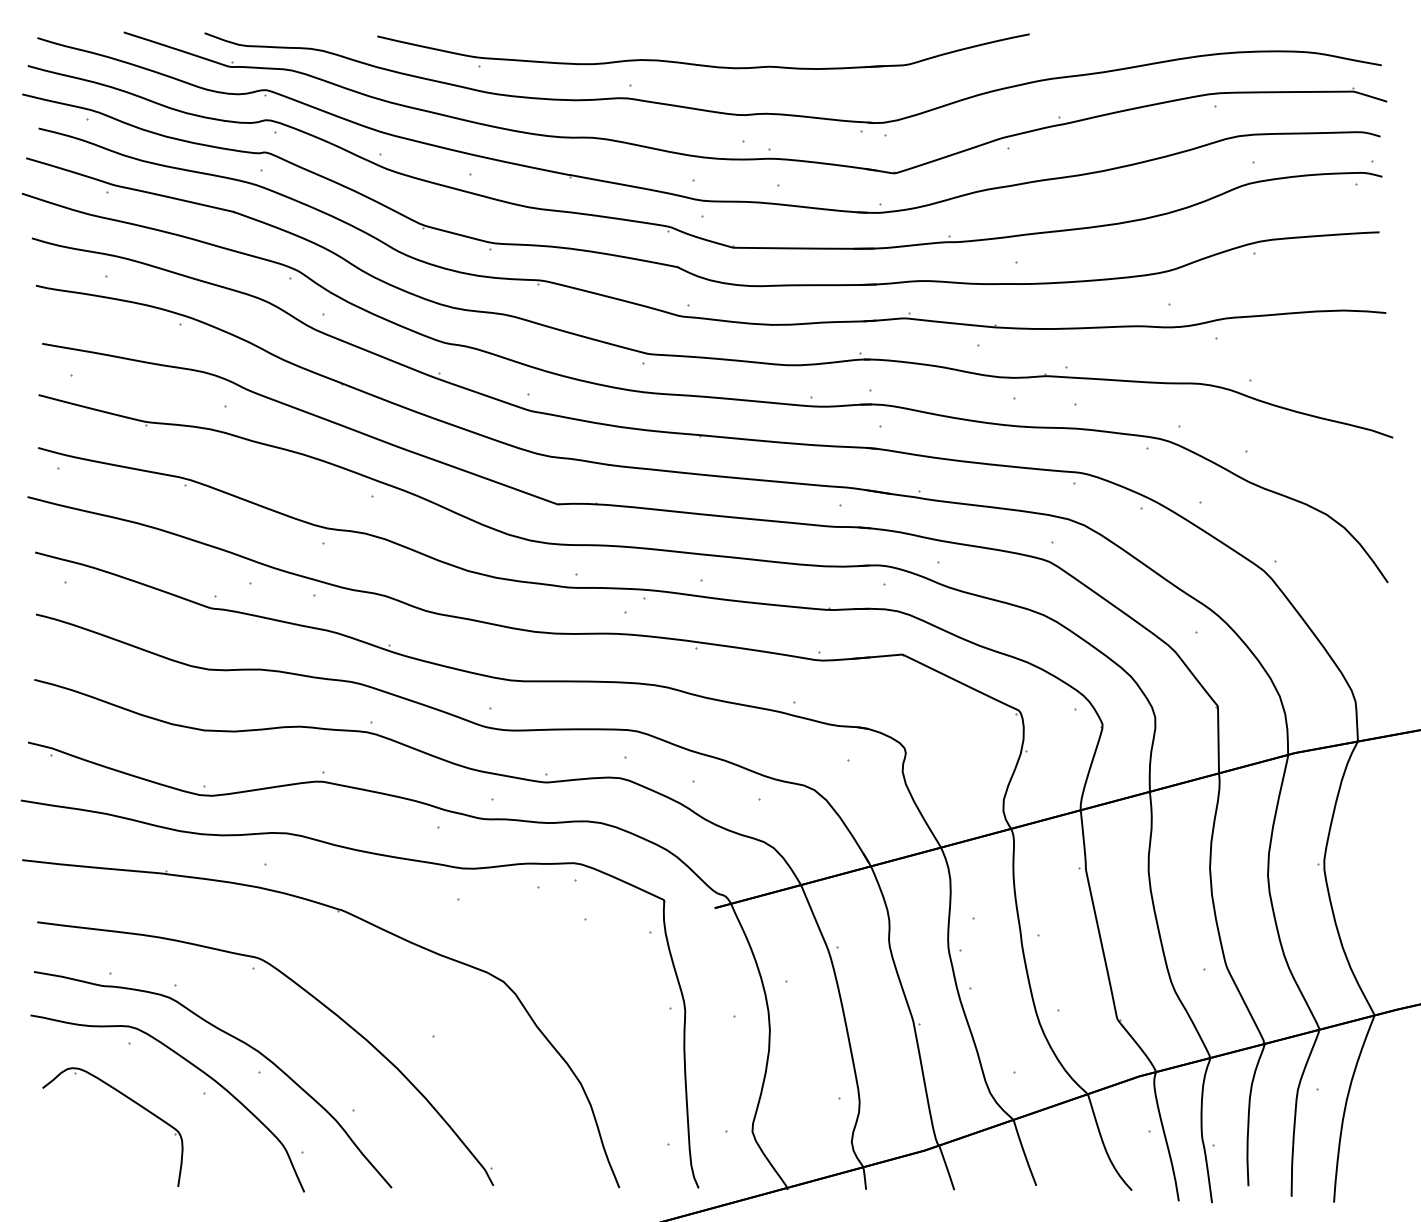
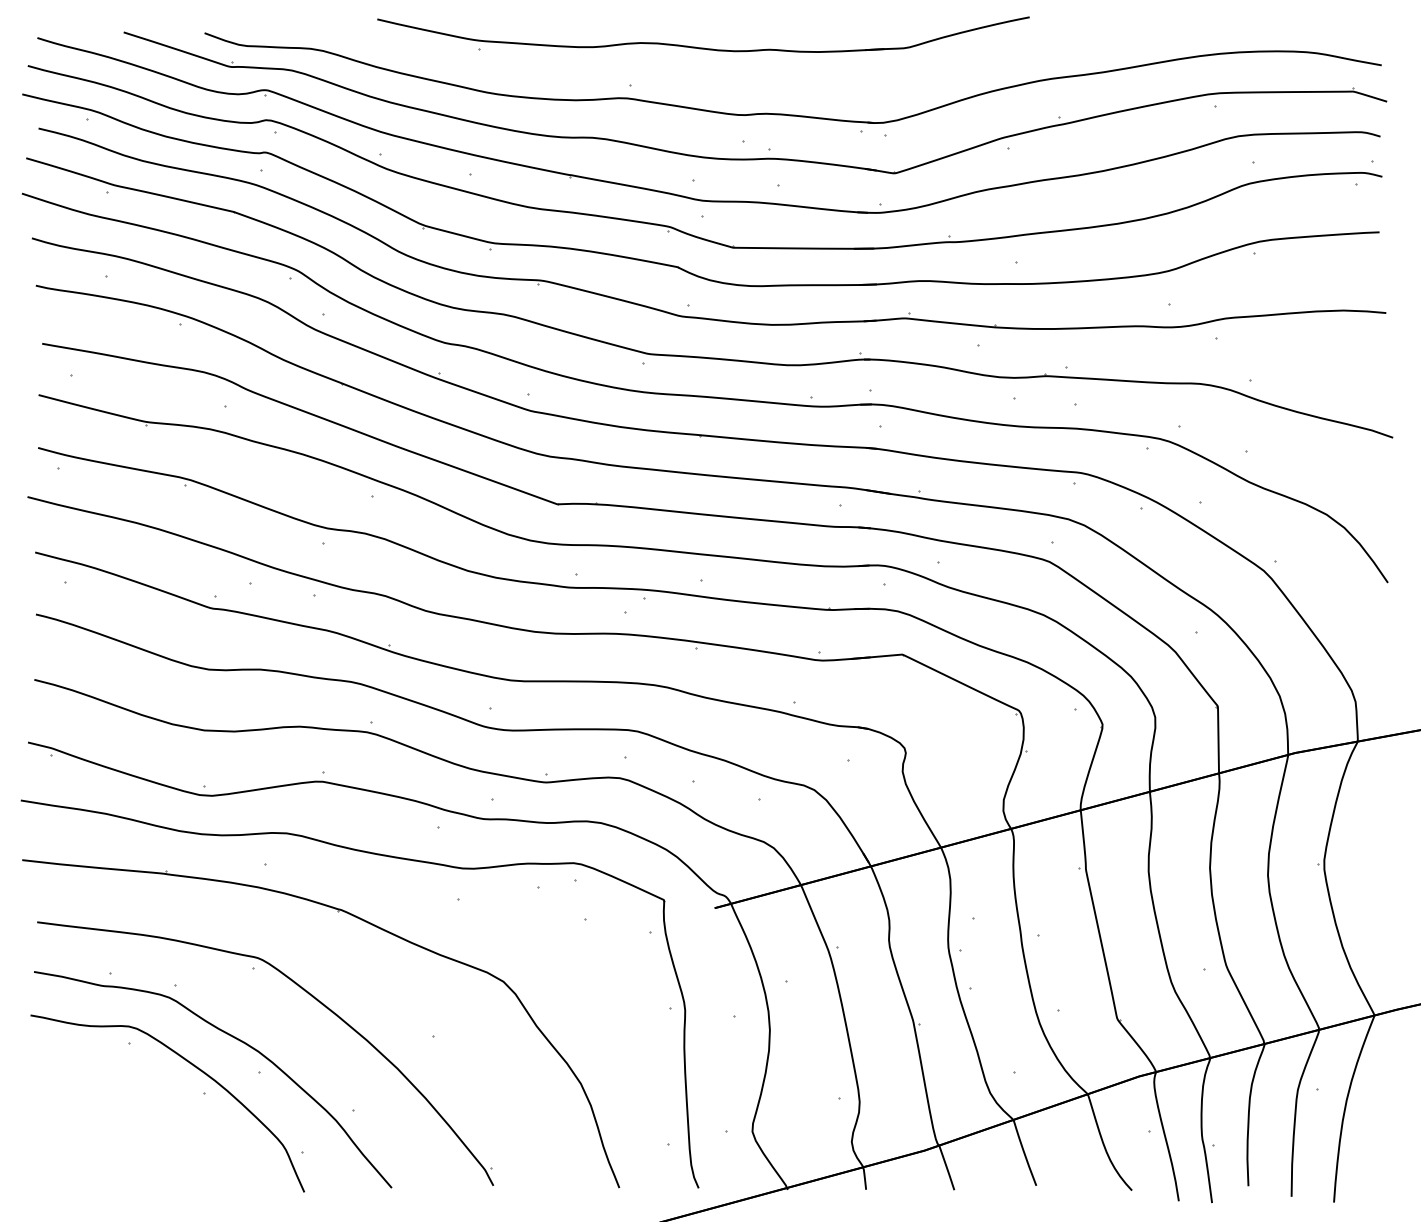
part position: (703, 64) -> (703, 47) (703, 47)
part: present -> none (130, 1100)
